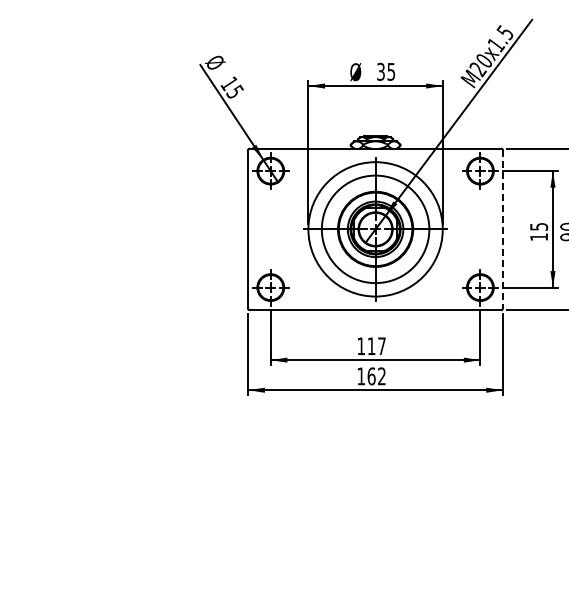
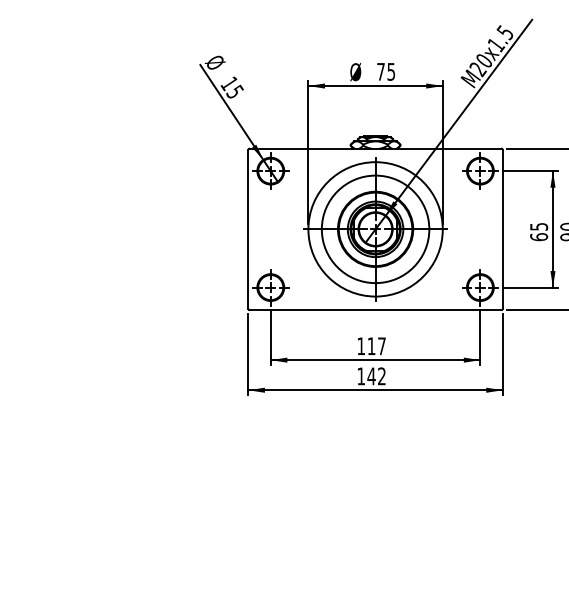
text: 35 -> 75 (380, 71)
line: dashed -> solid (502, 229)
text: 15 -> 65 (539, 237)
text: 162 -> 142 (371, 376)
